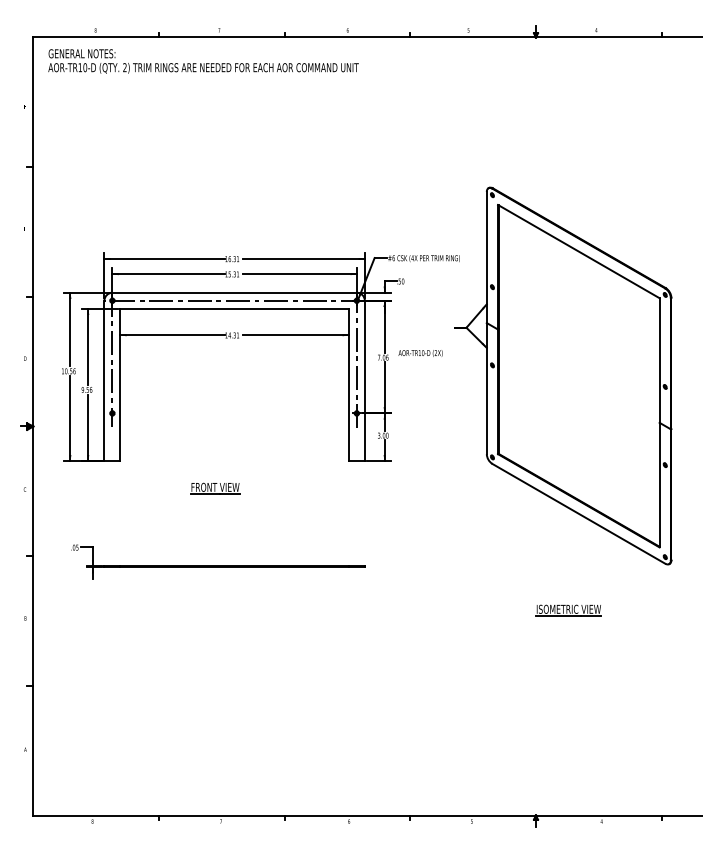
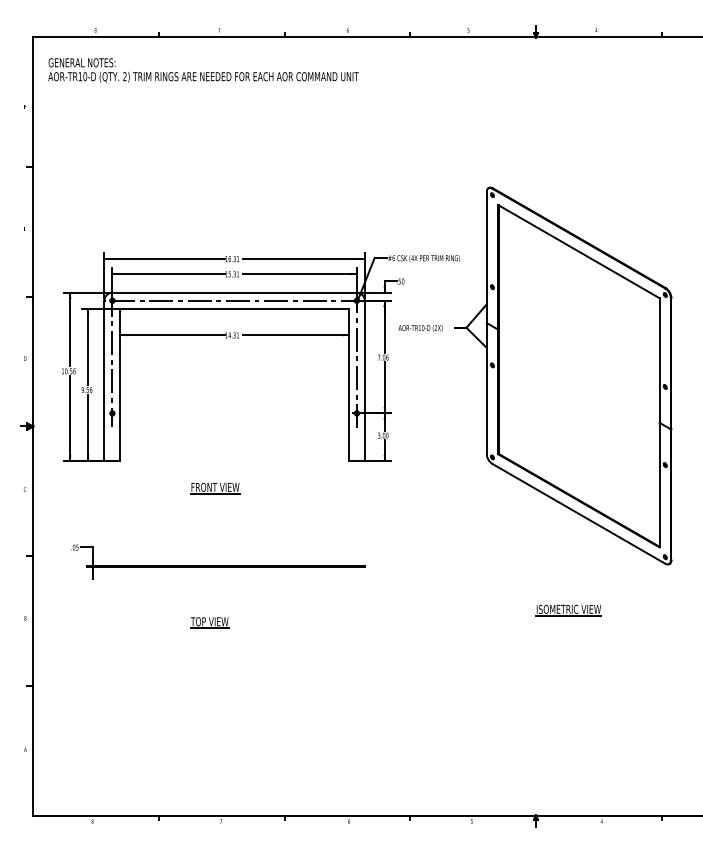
text position: (203, 61) -> (203, 70) (203, 70)
text position: (420, 353) -> (420, 328) (420, 328)
part: none -> present (209, 622)
